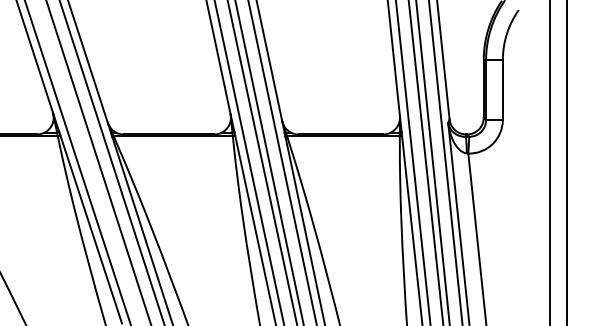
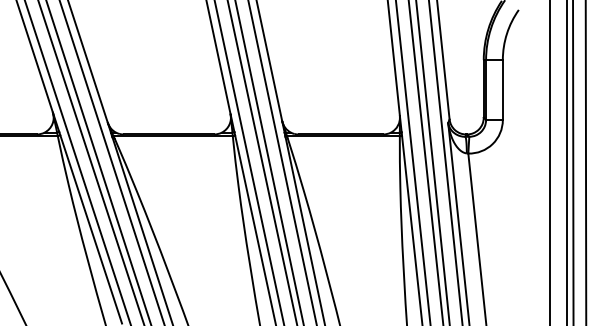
line: none -> present (90, 162)
line: none -> present (573, 162)
line: none -> present (585, 162)
